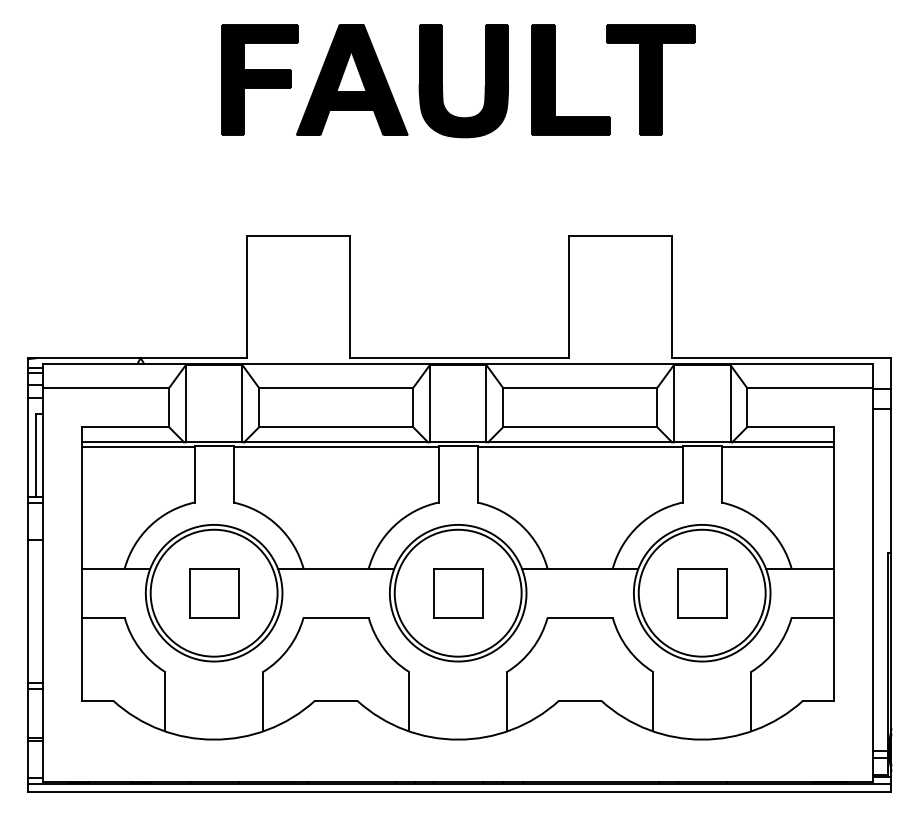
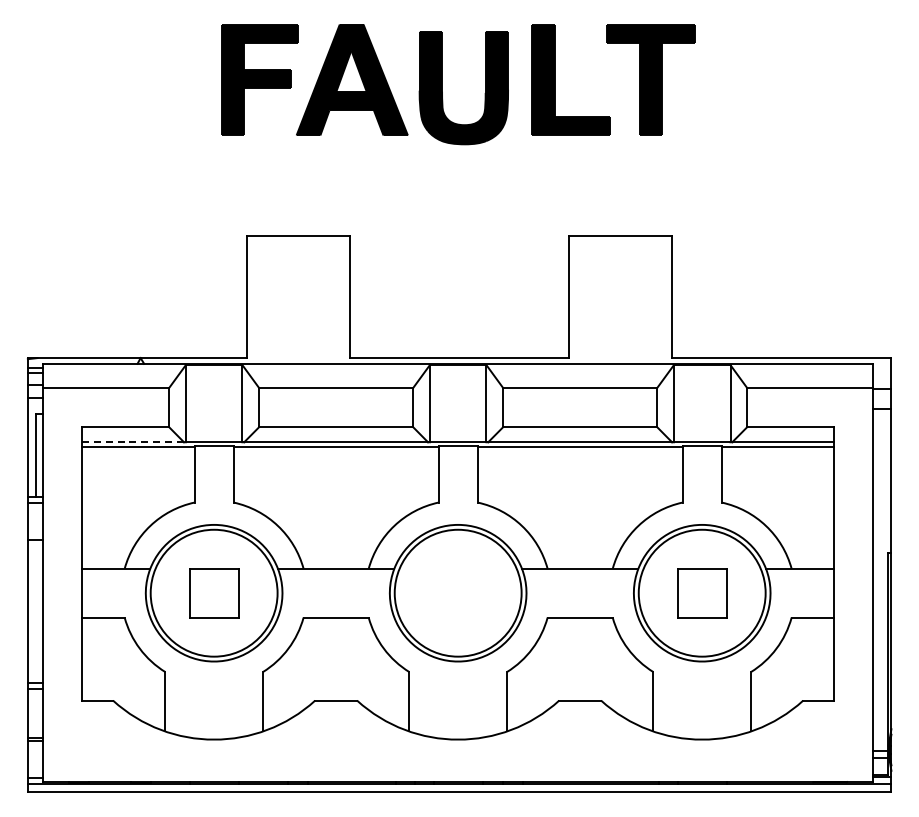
part position: (442, 81) -> (442, 88) (442, 88)
line: solid -> dashed (133, 442)
part: present -> none (458, 593)
